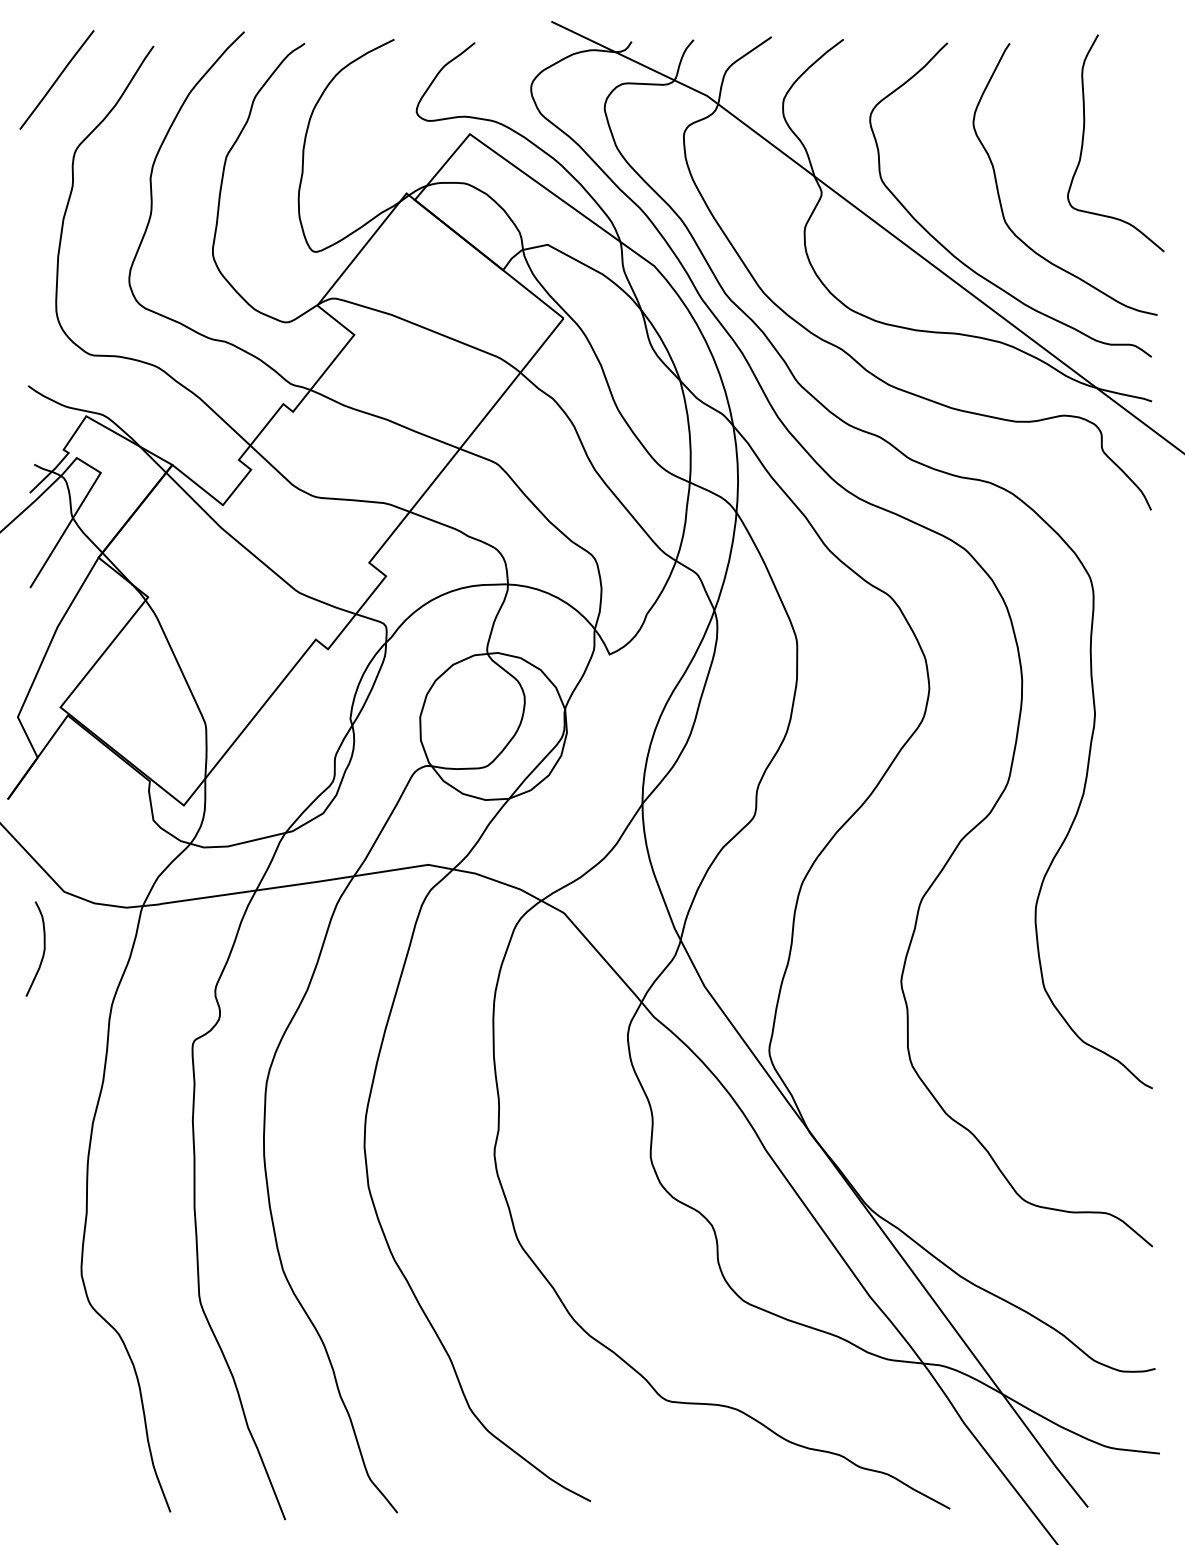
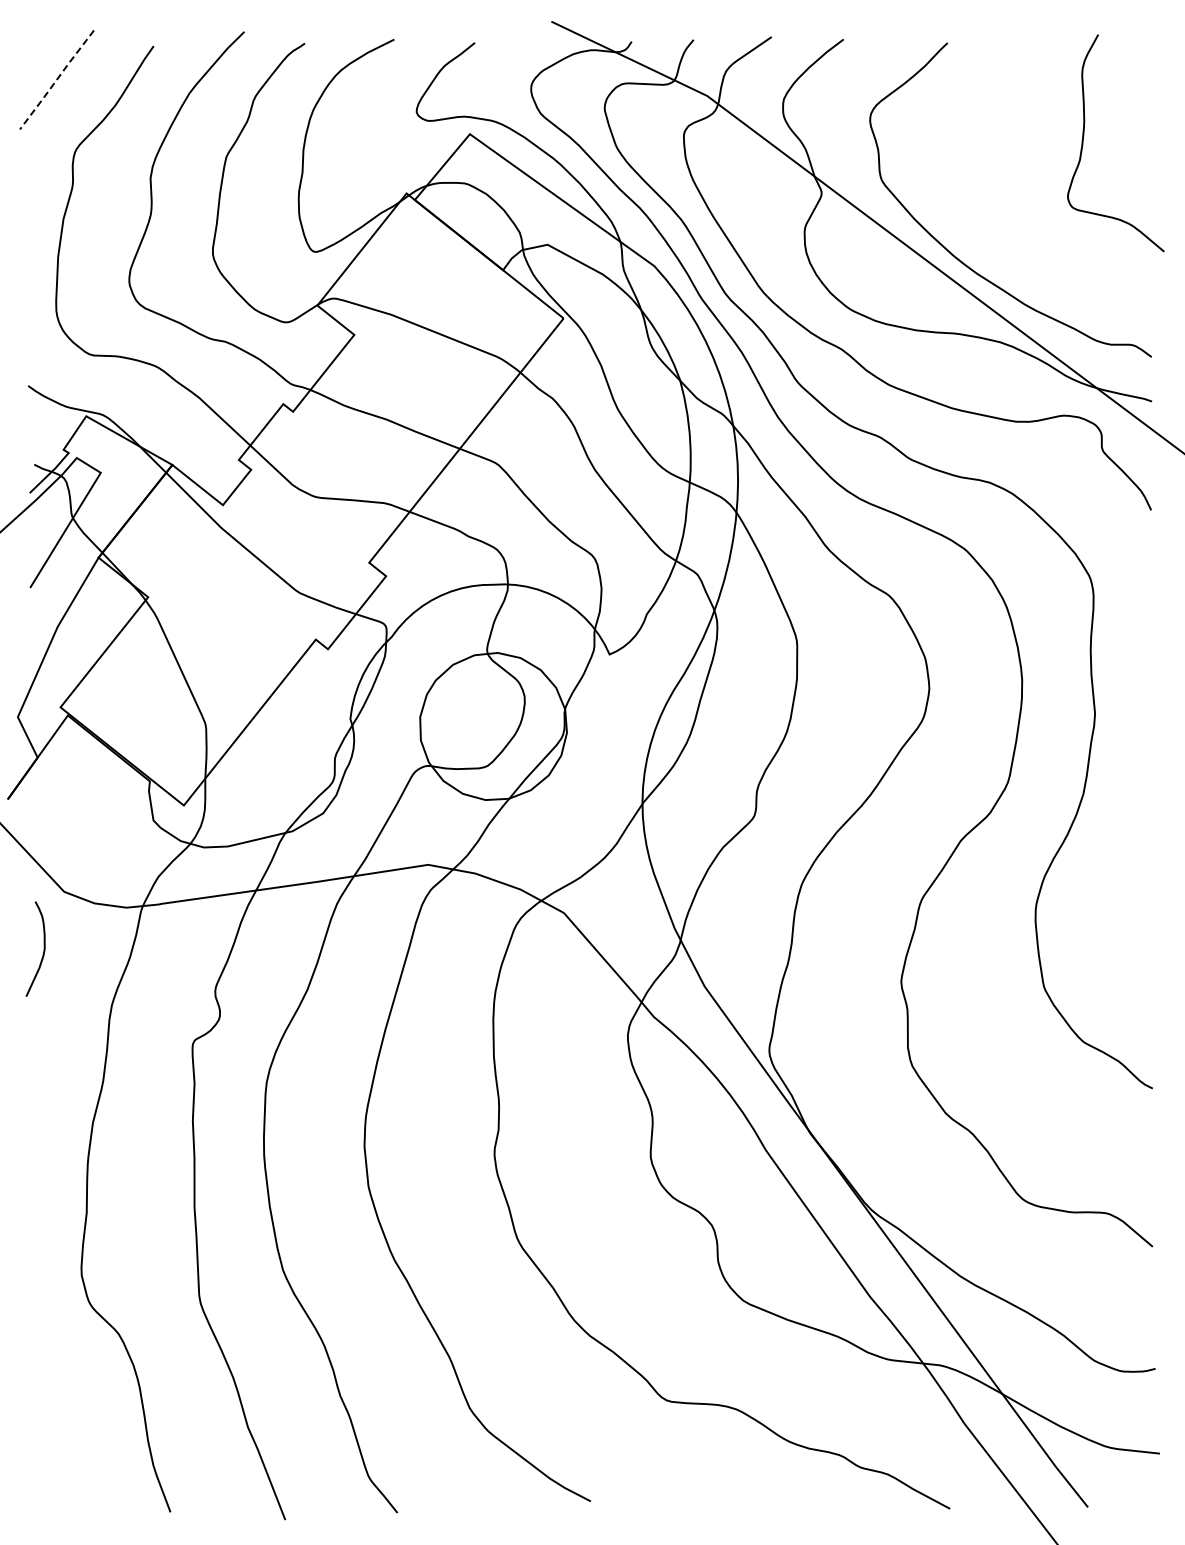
line: solid -> dashed (56, 79)
curve: present -> none (998, 187)
